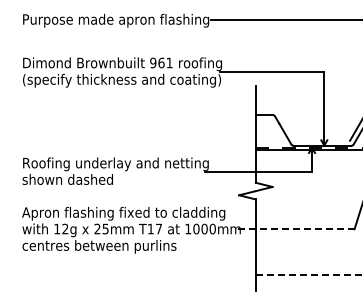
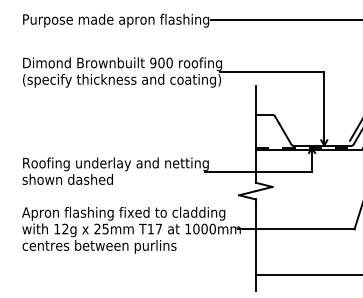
text: 961 -> 900 (165, 62)
line: dashed -> solid (295, 229)
line: dashed -> solid (309, 275)
